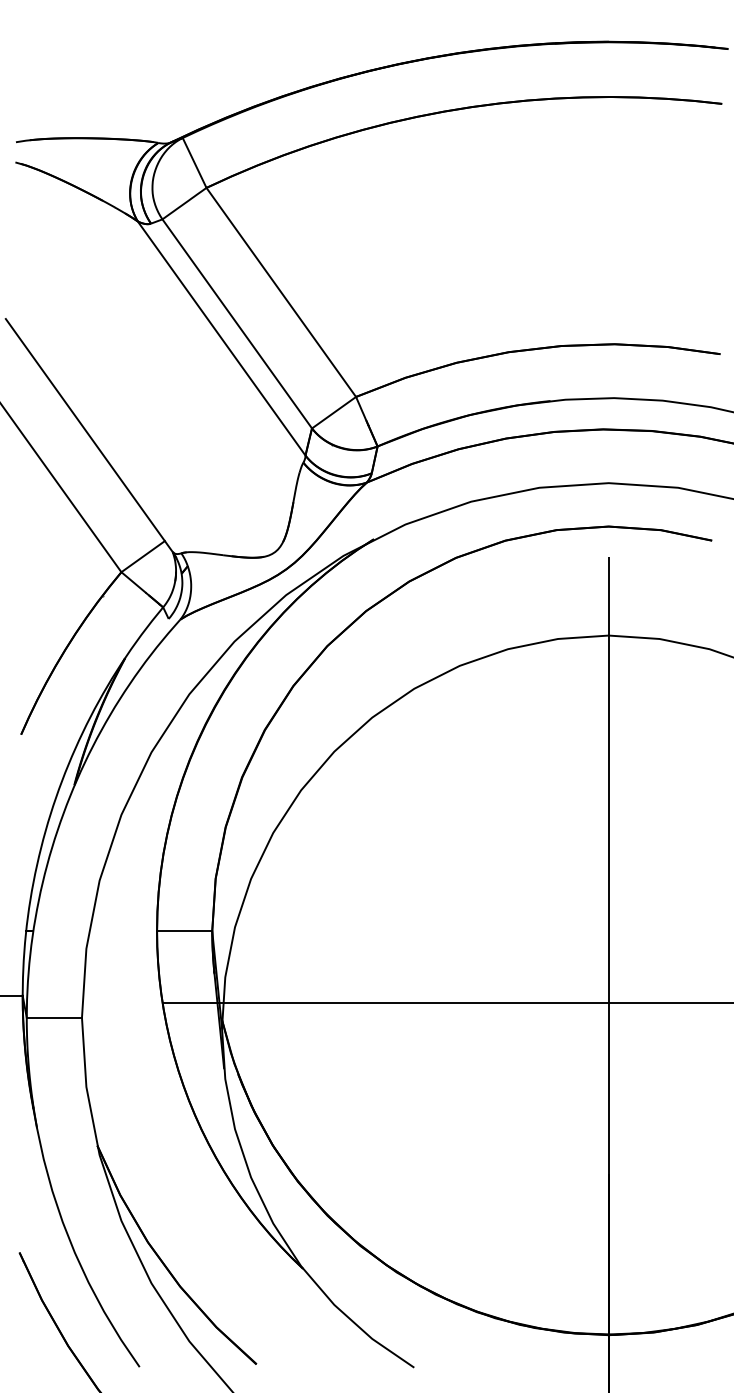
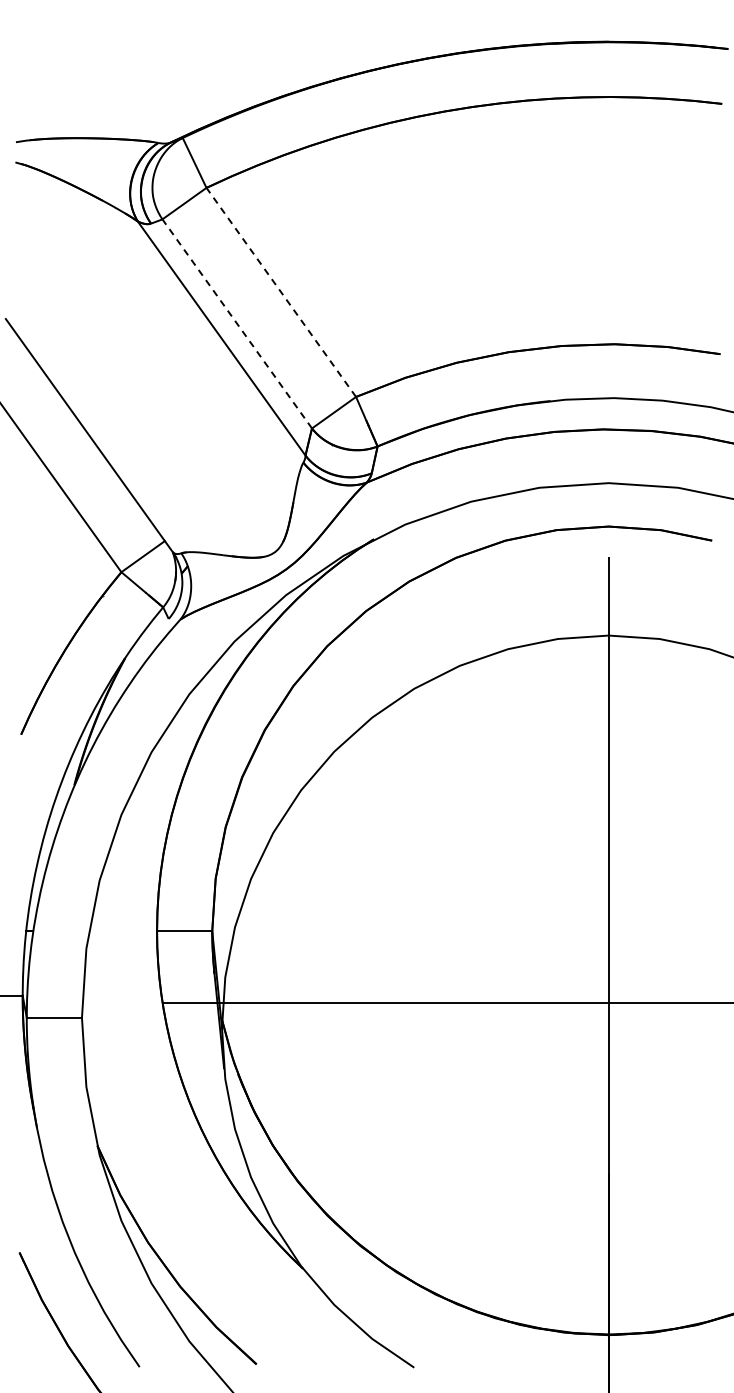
line: solid -> dashed (281, 292)
line: solid -> dashed (237, 323)
